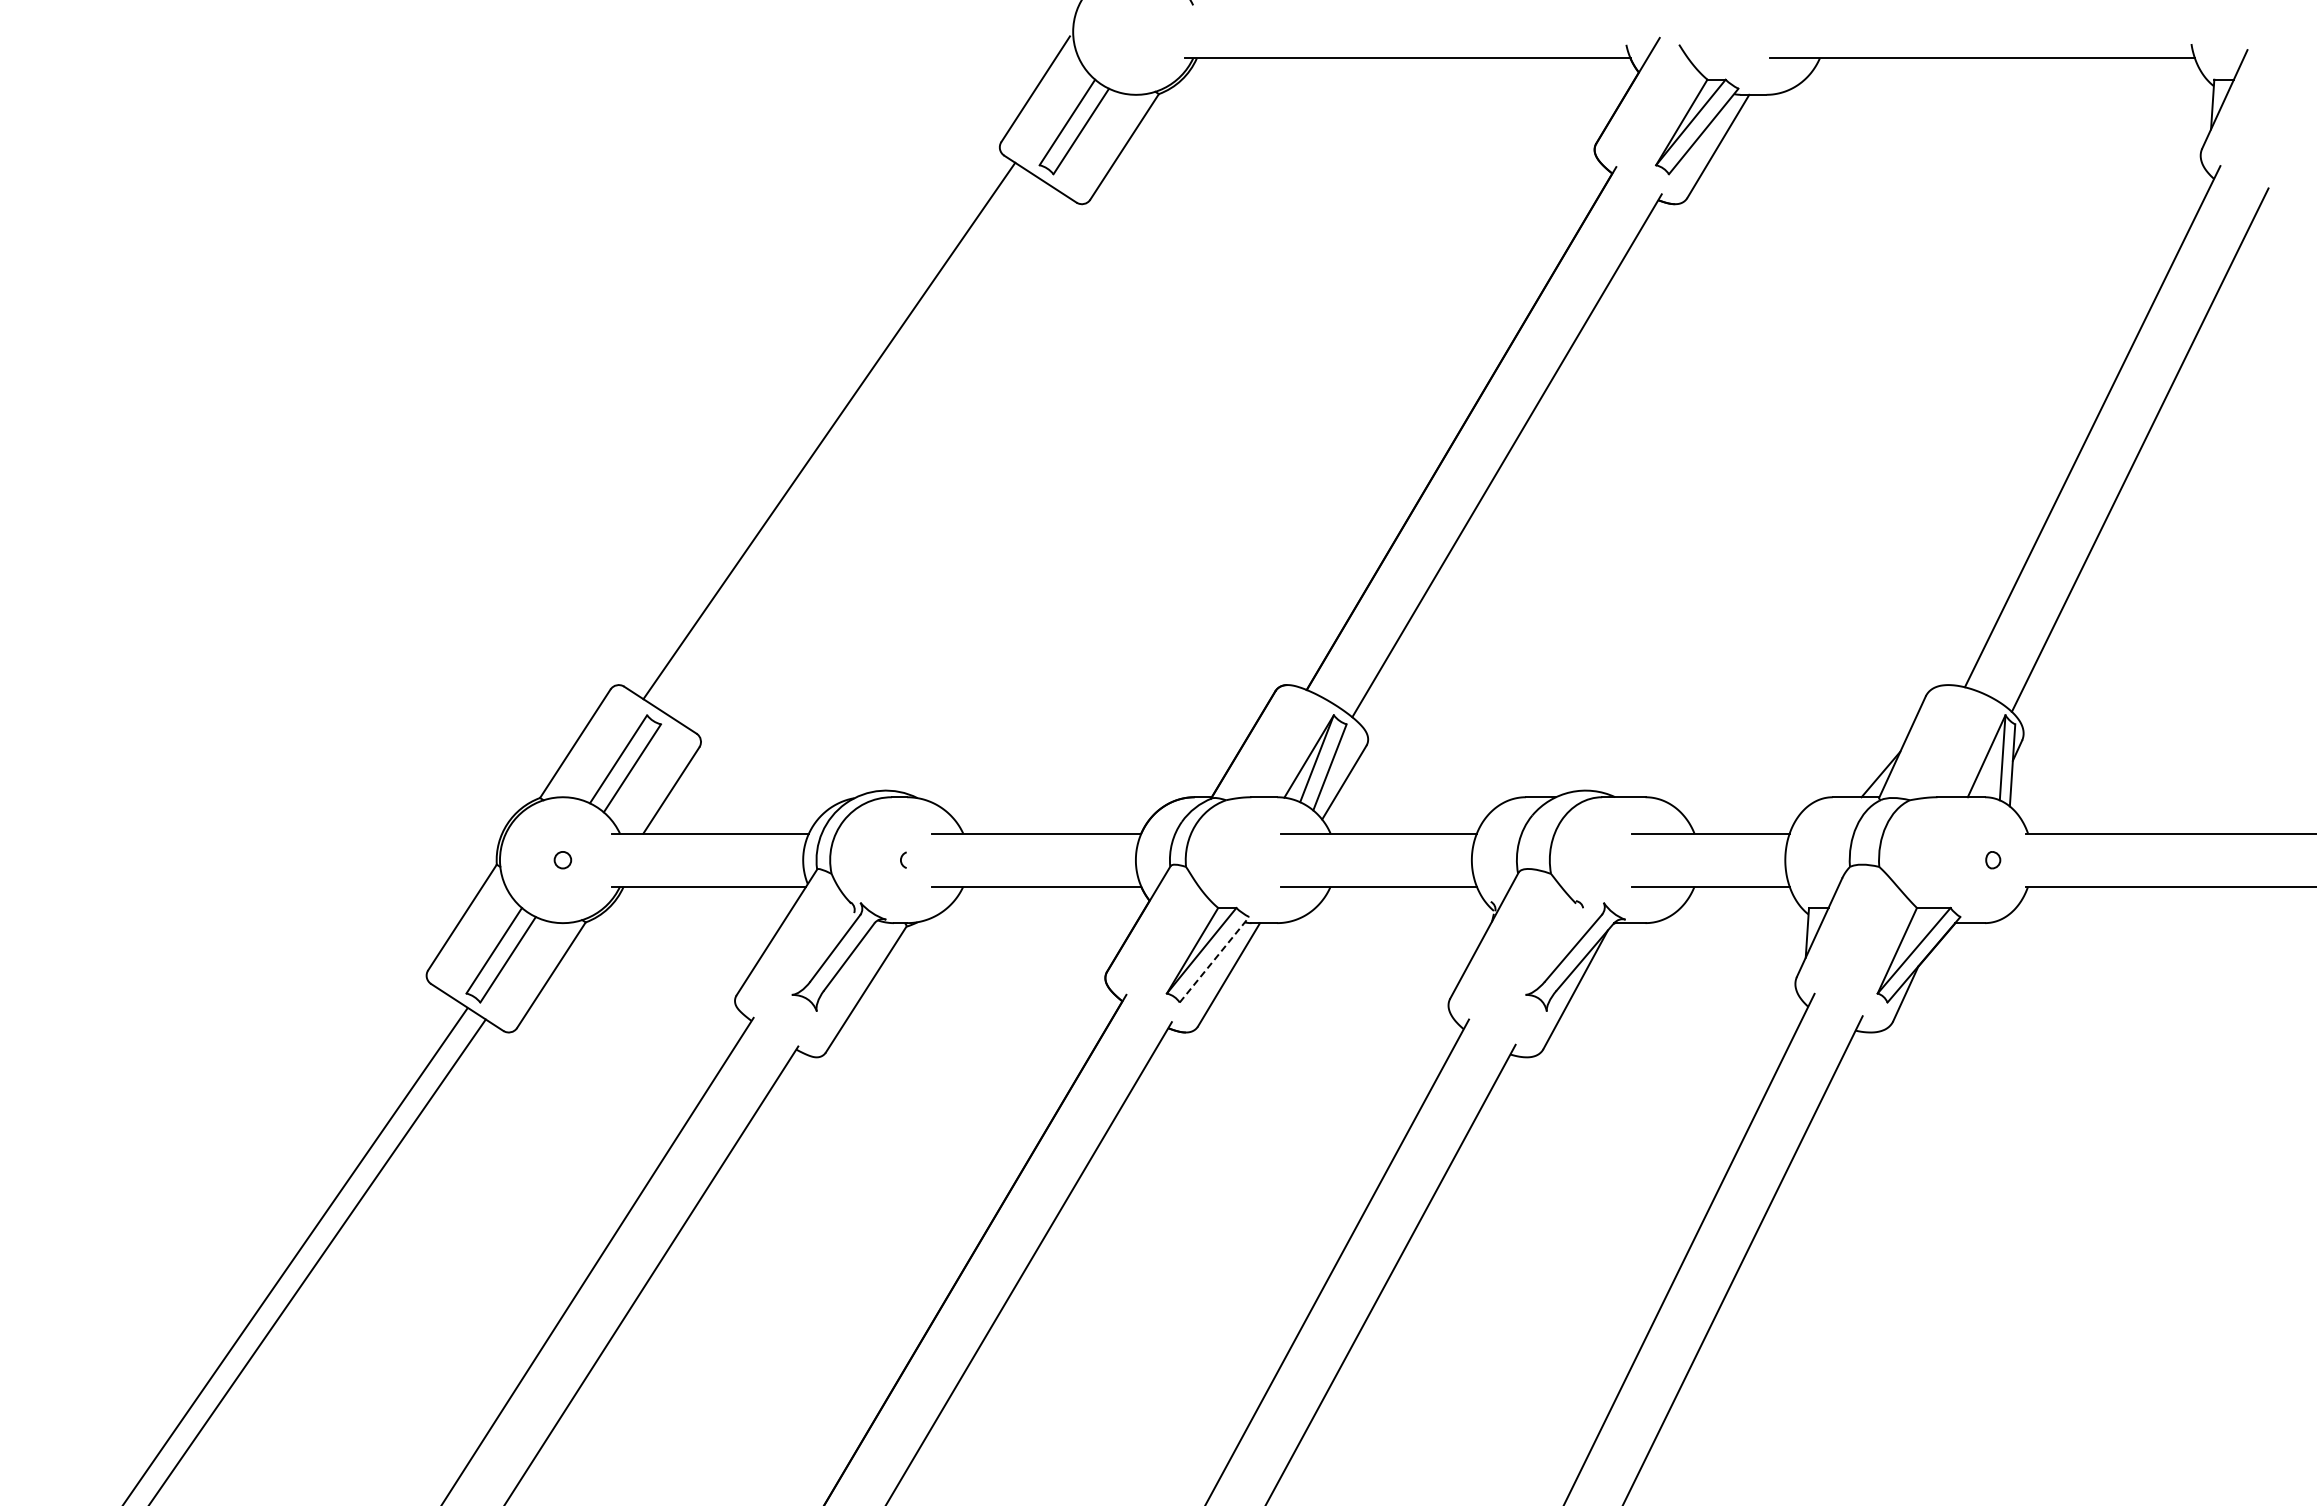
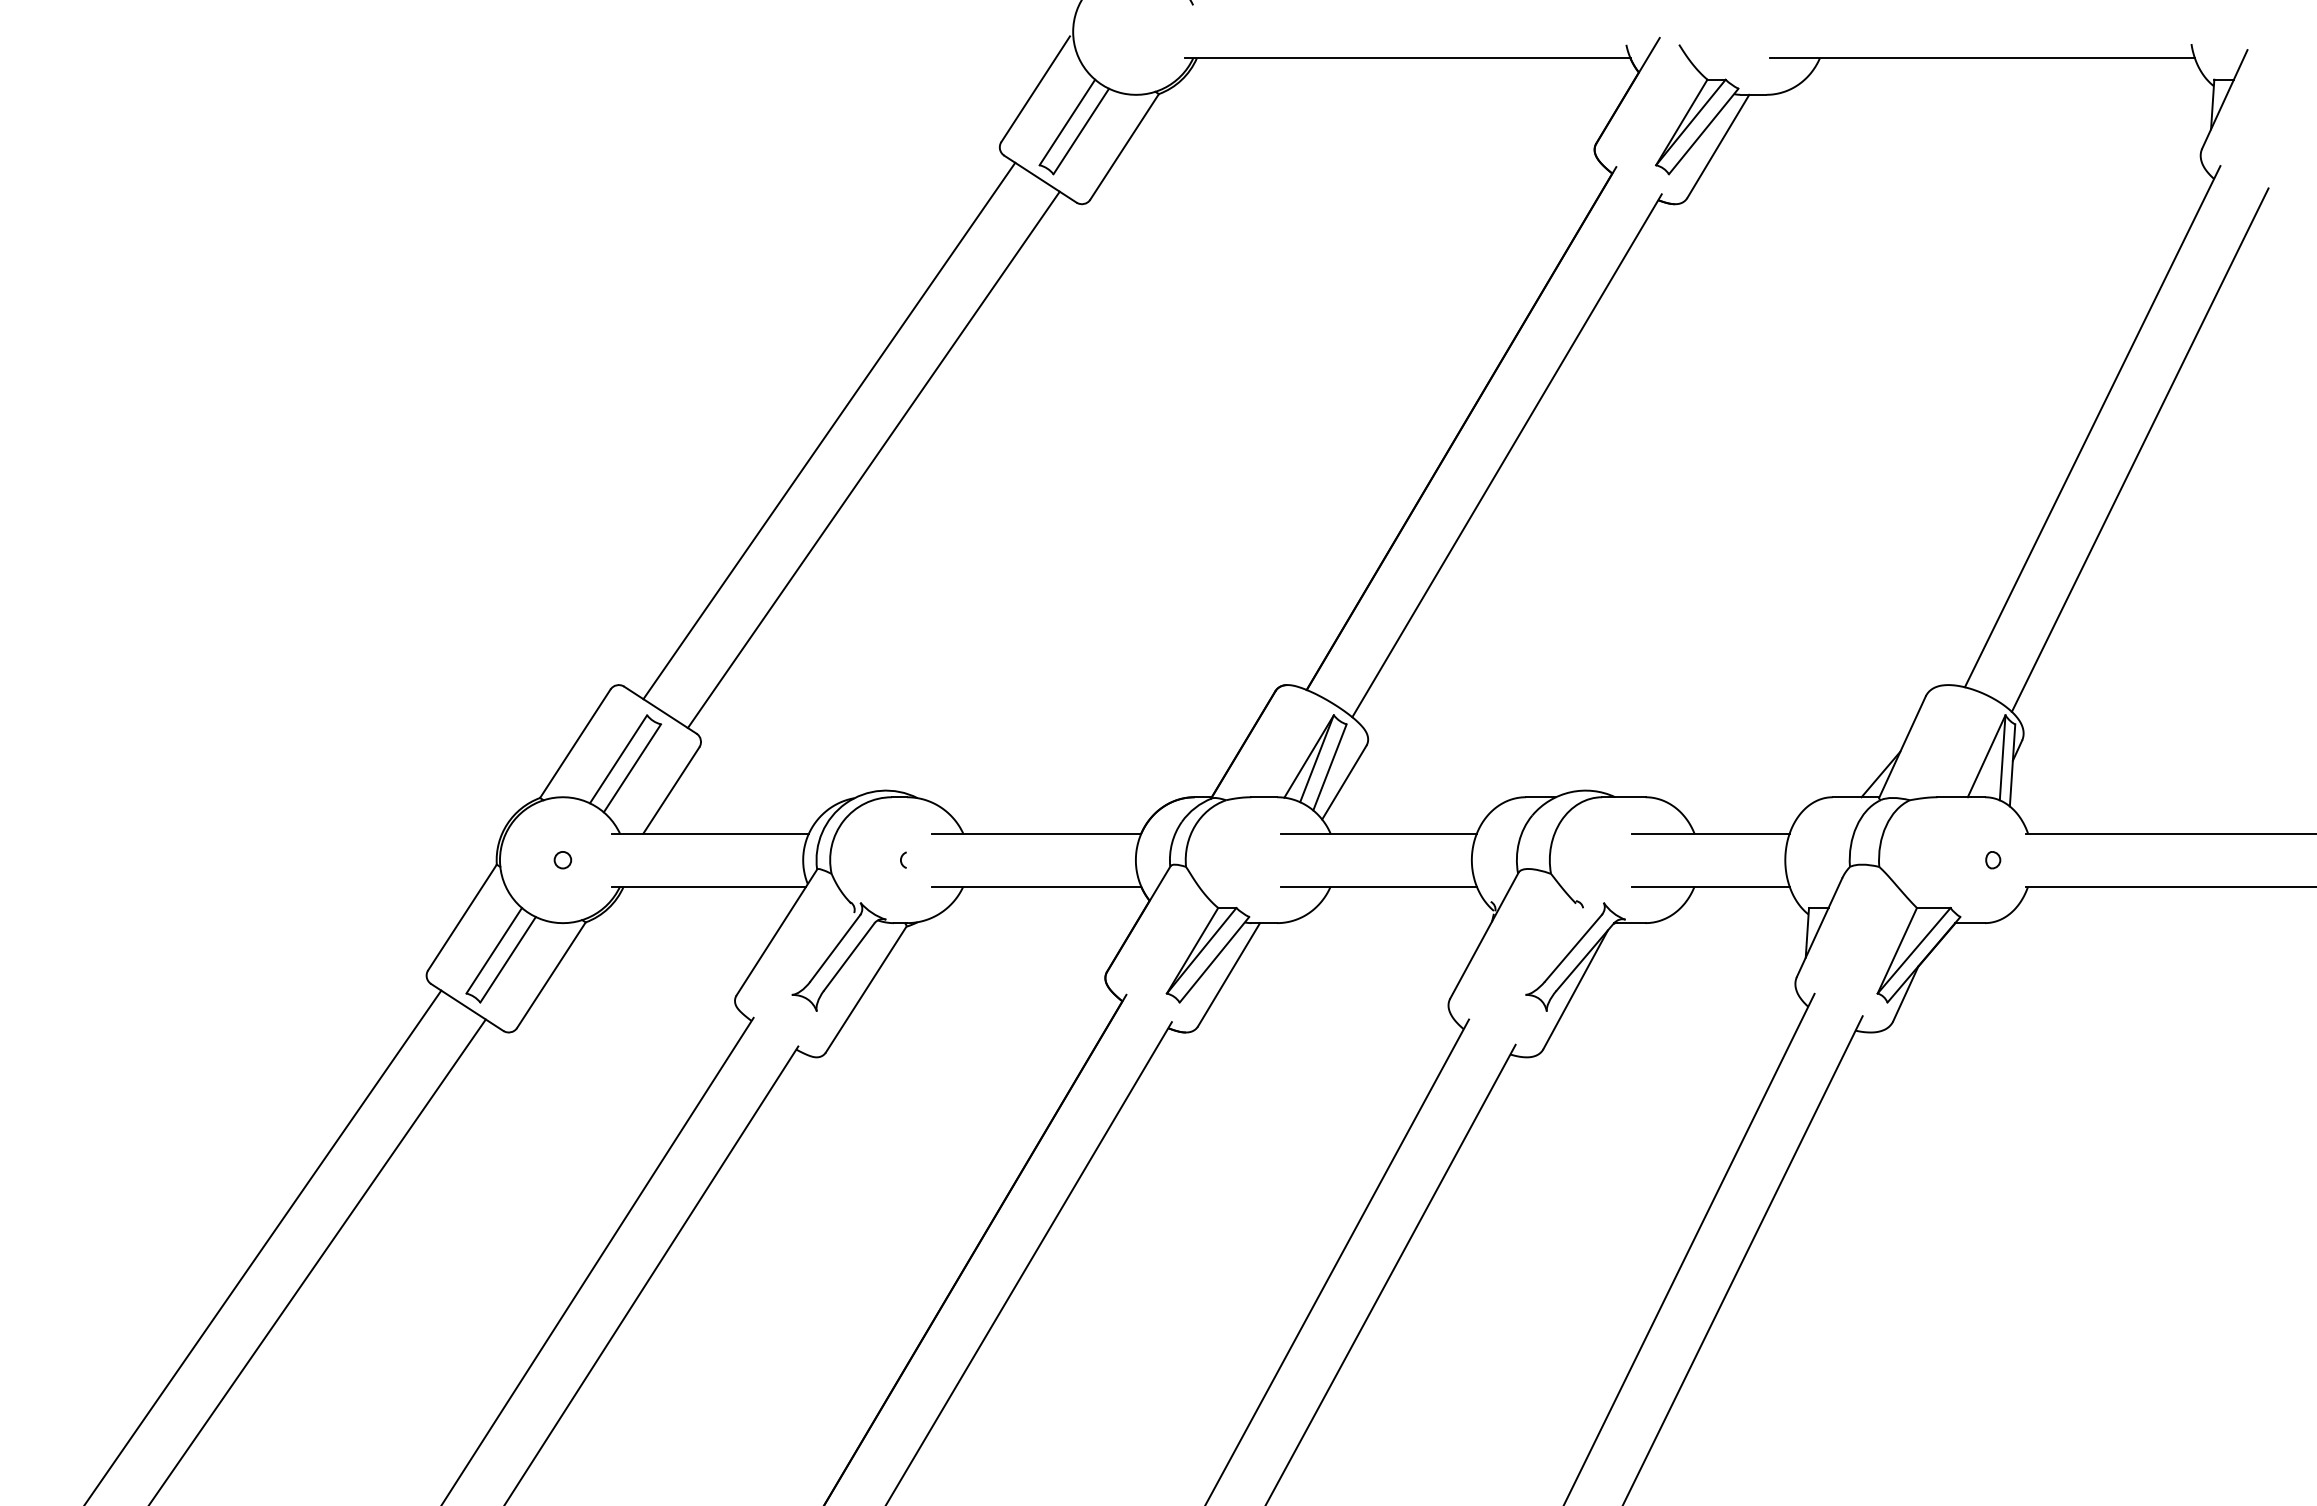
line: none -> present (873, 459)
line: dashed -> solid (1214, 959)
line position: (295, 1255) -> (263, 1246) (263, 1246)
